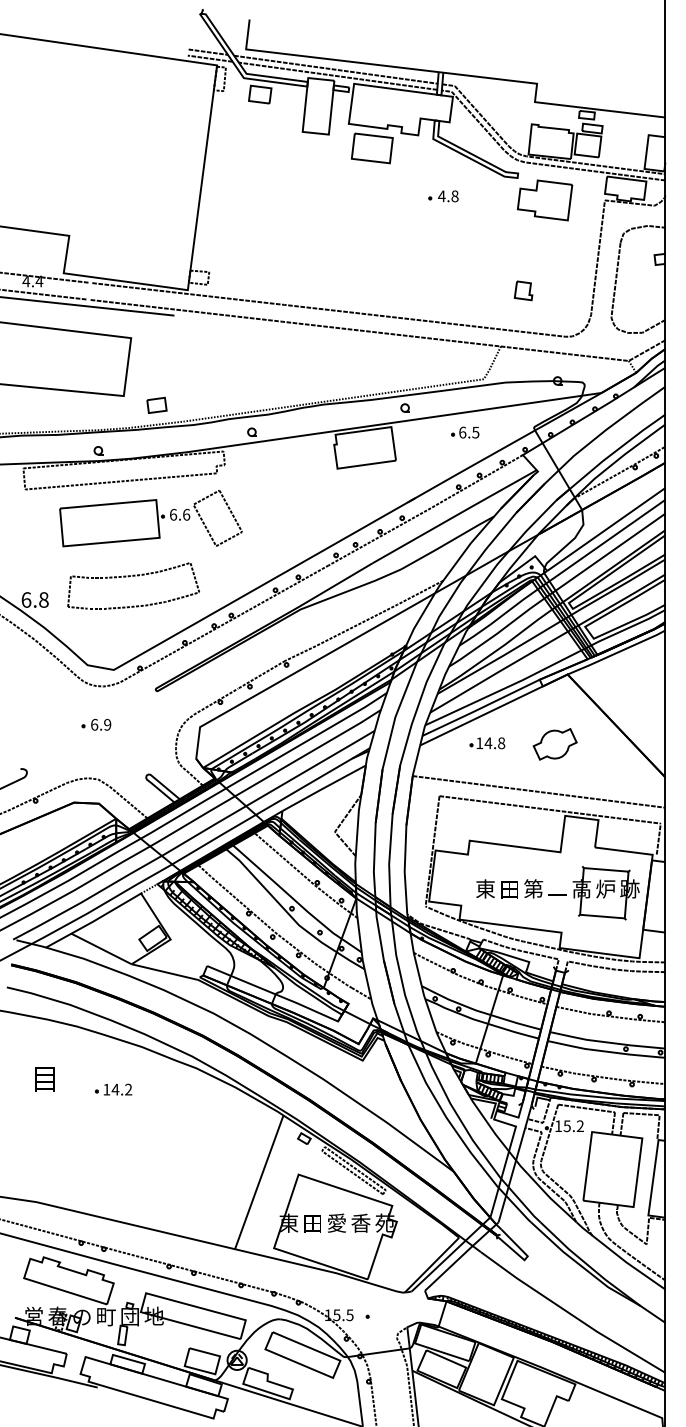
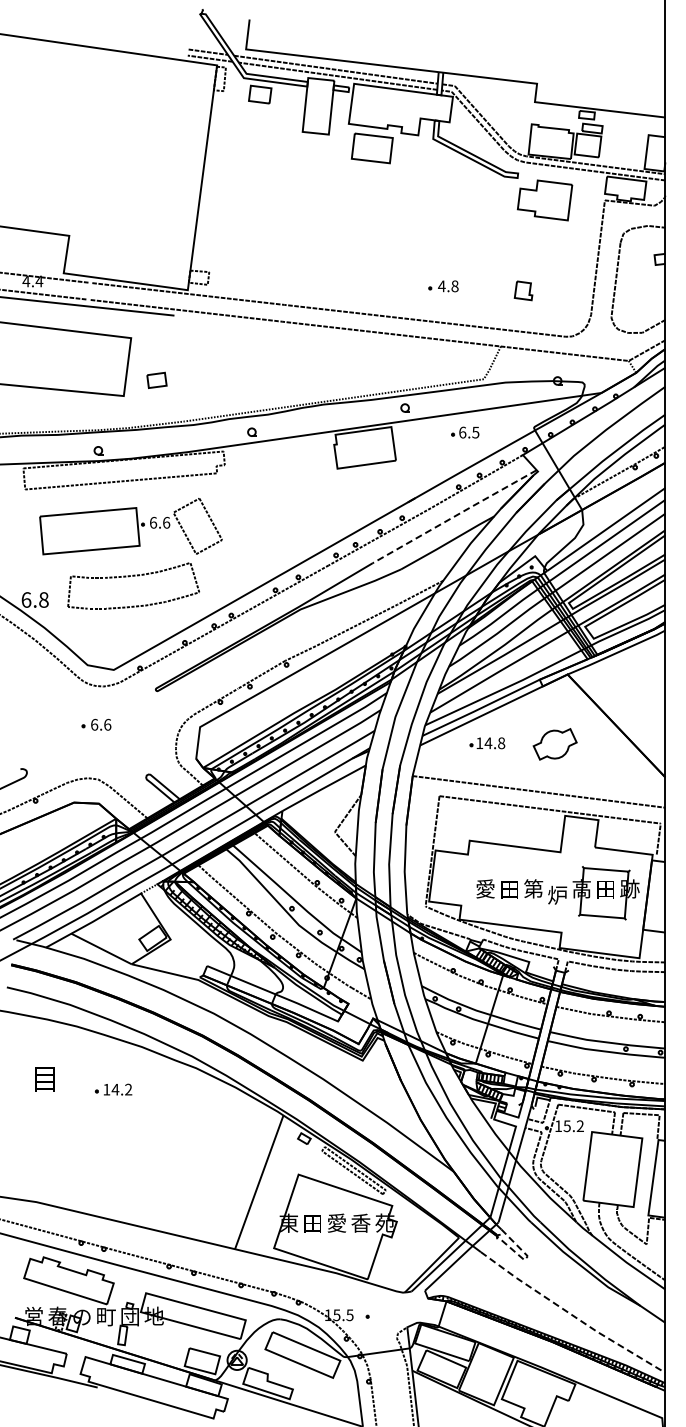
part position: (443, 196) -> (443, 286) (443, 286)
part position: (156, 404) -> (156, 379) (156, 379)
line: solid -> dashed (455, 516)
part position: (150, 518) -> (130, 526) (130, 526)
text: 6.9 -> 6.6 (107, 724)
text: 東 -> 愛 (485, 888)
text: 炉 -> 田 (605, 888)
text: 一 -> 炉 (557, 894)
line: solid -> dashed (526, 1258)
line: solid -> dashed (571, 1314)
